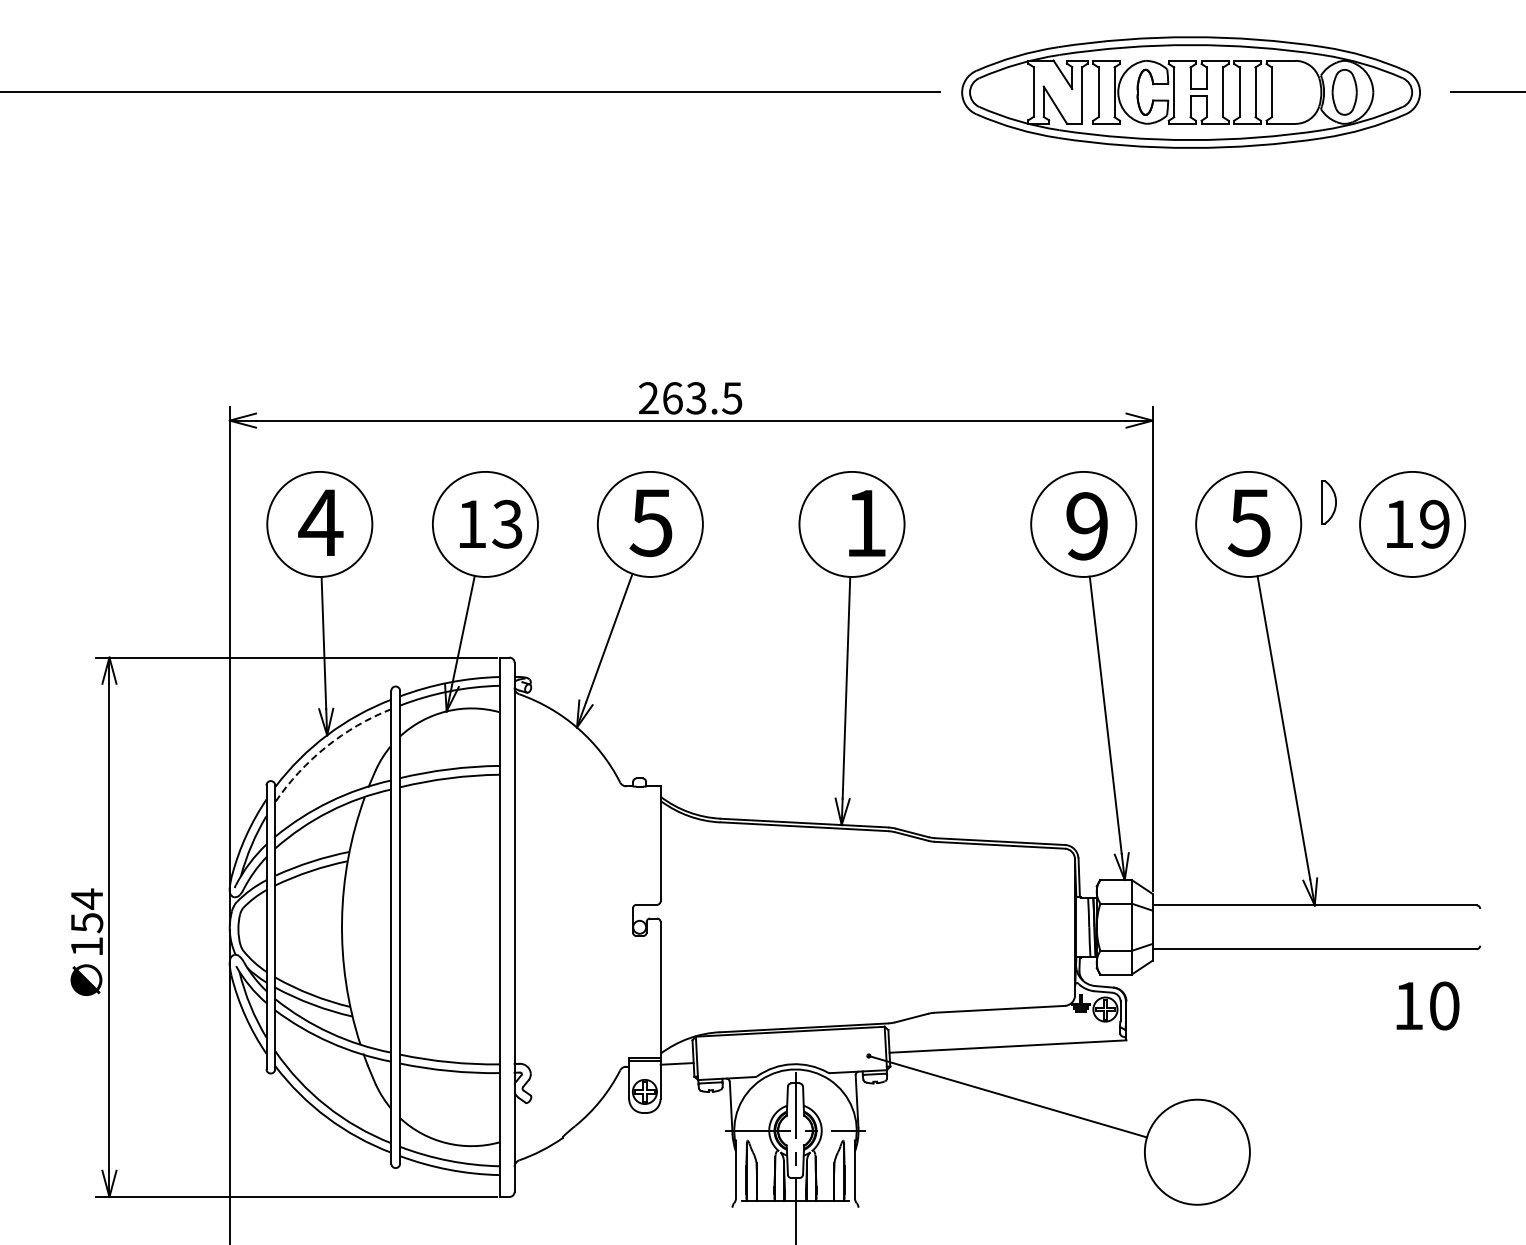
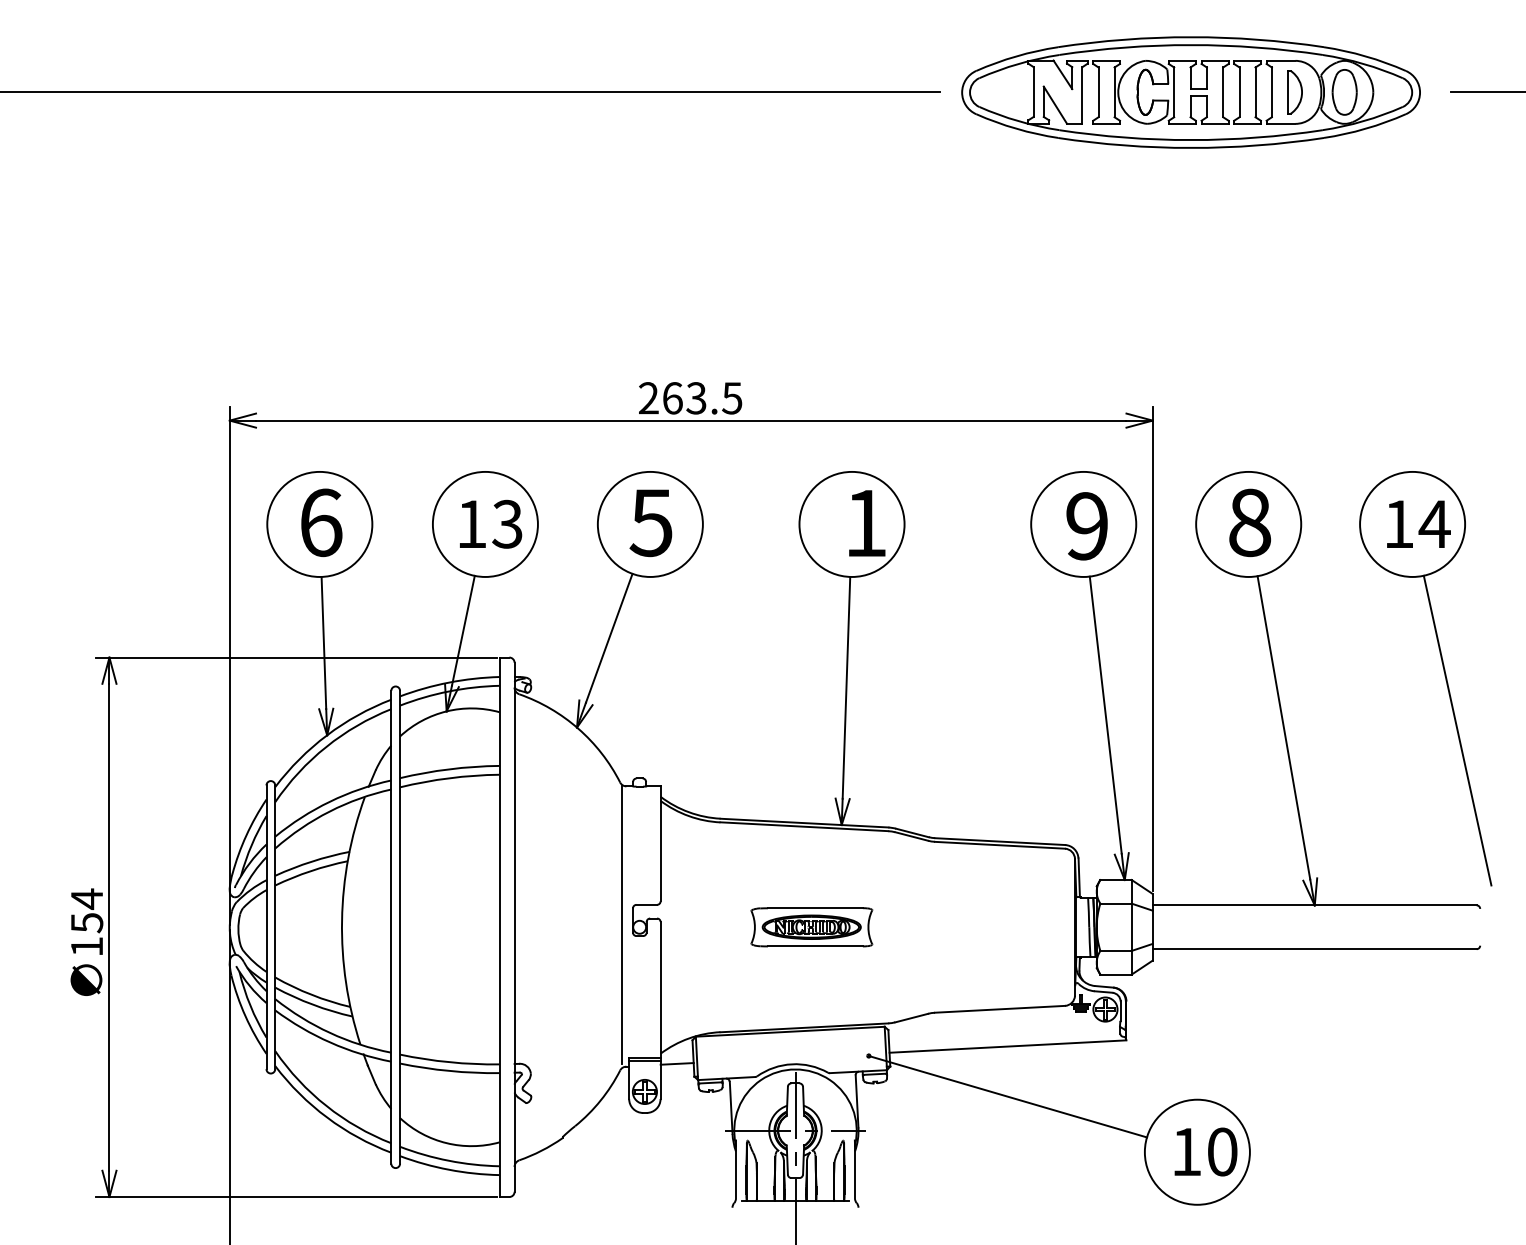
part position: (1328, 502) -> (1294, 92) (1294, 92)
text: 4 -> 6 (320, 522)
text: 5 -> 8 (1249, 522)
text: 19 -> 14 (1434, 523)
line: none -> present (1457, 730)
arc: dashed -> solid (326, 746)
line: none -> present (622, 924)
part: none -> present (811, 927)
text position: (1427, 1005) -> (1205, 1151) (1205, 1151)
